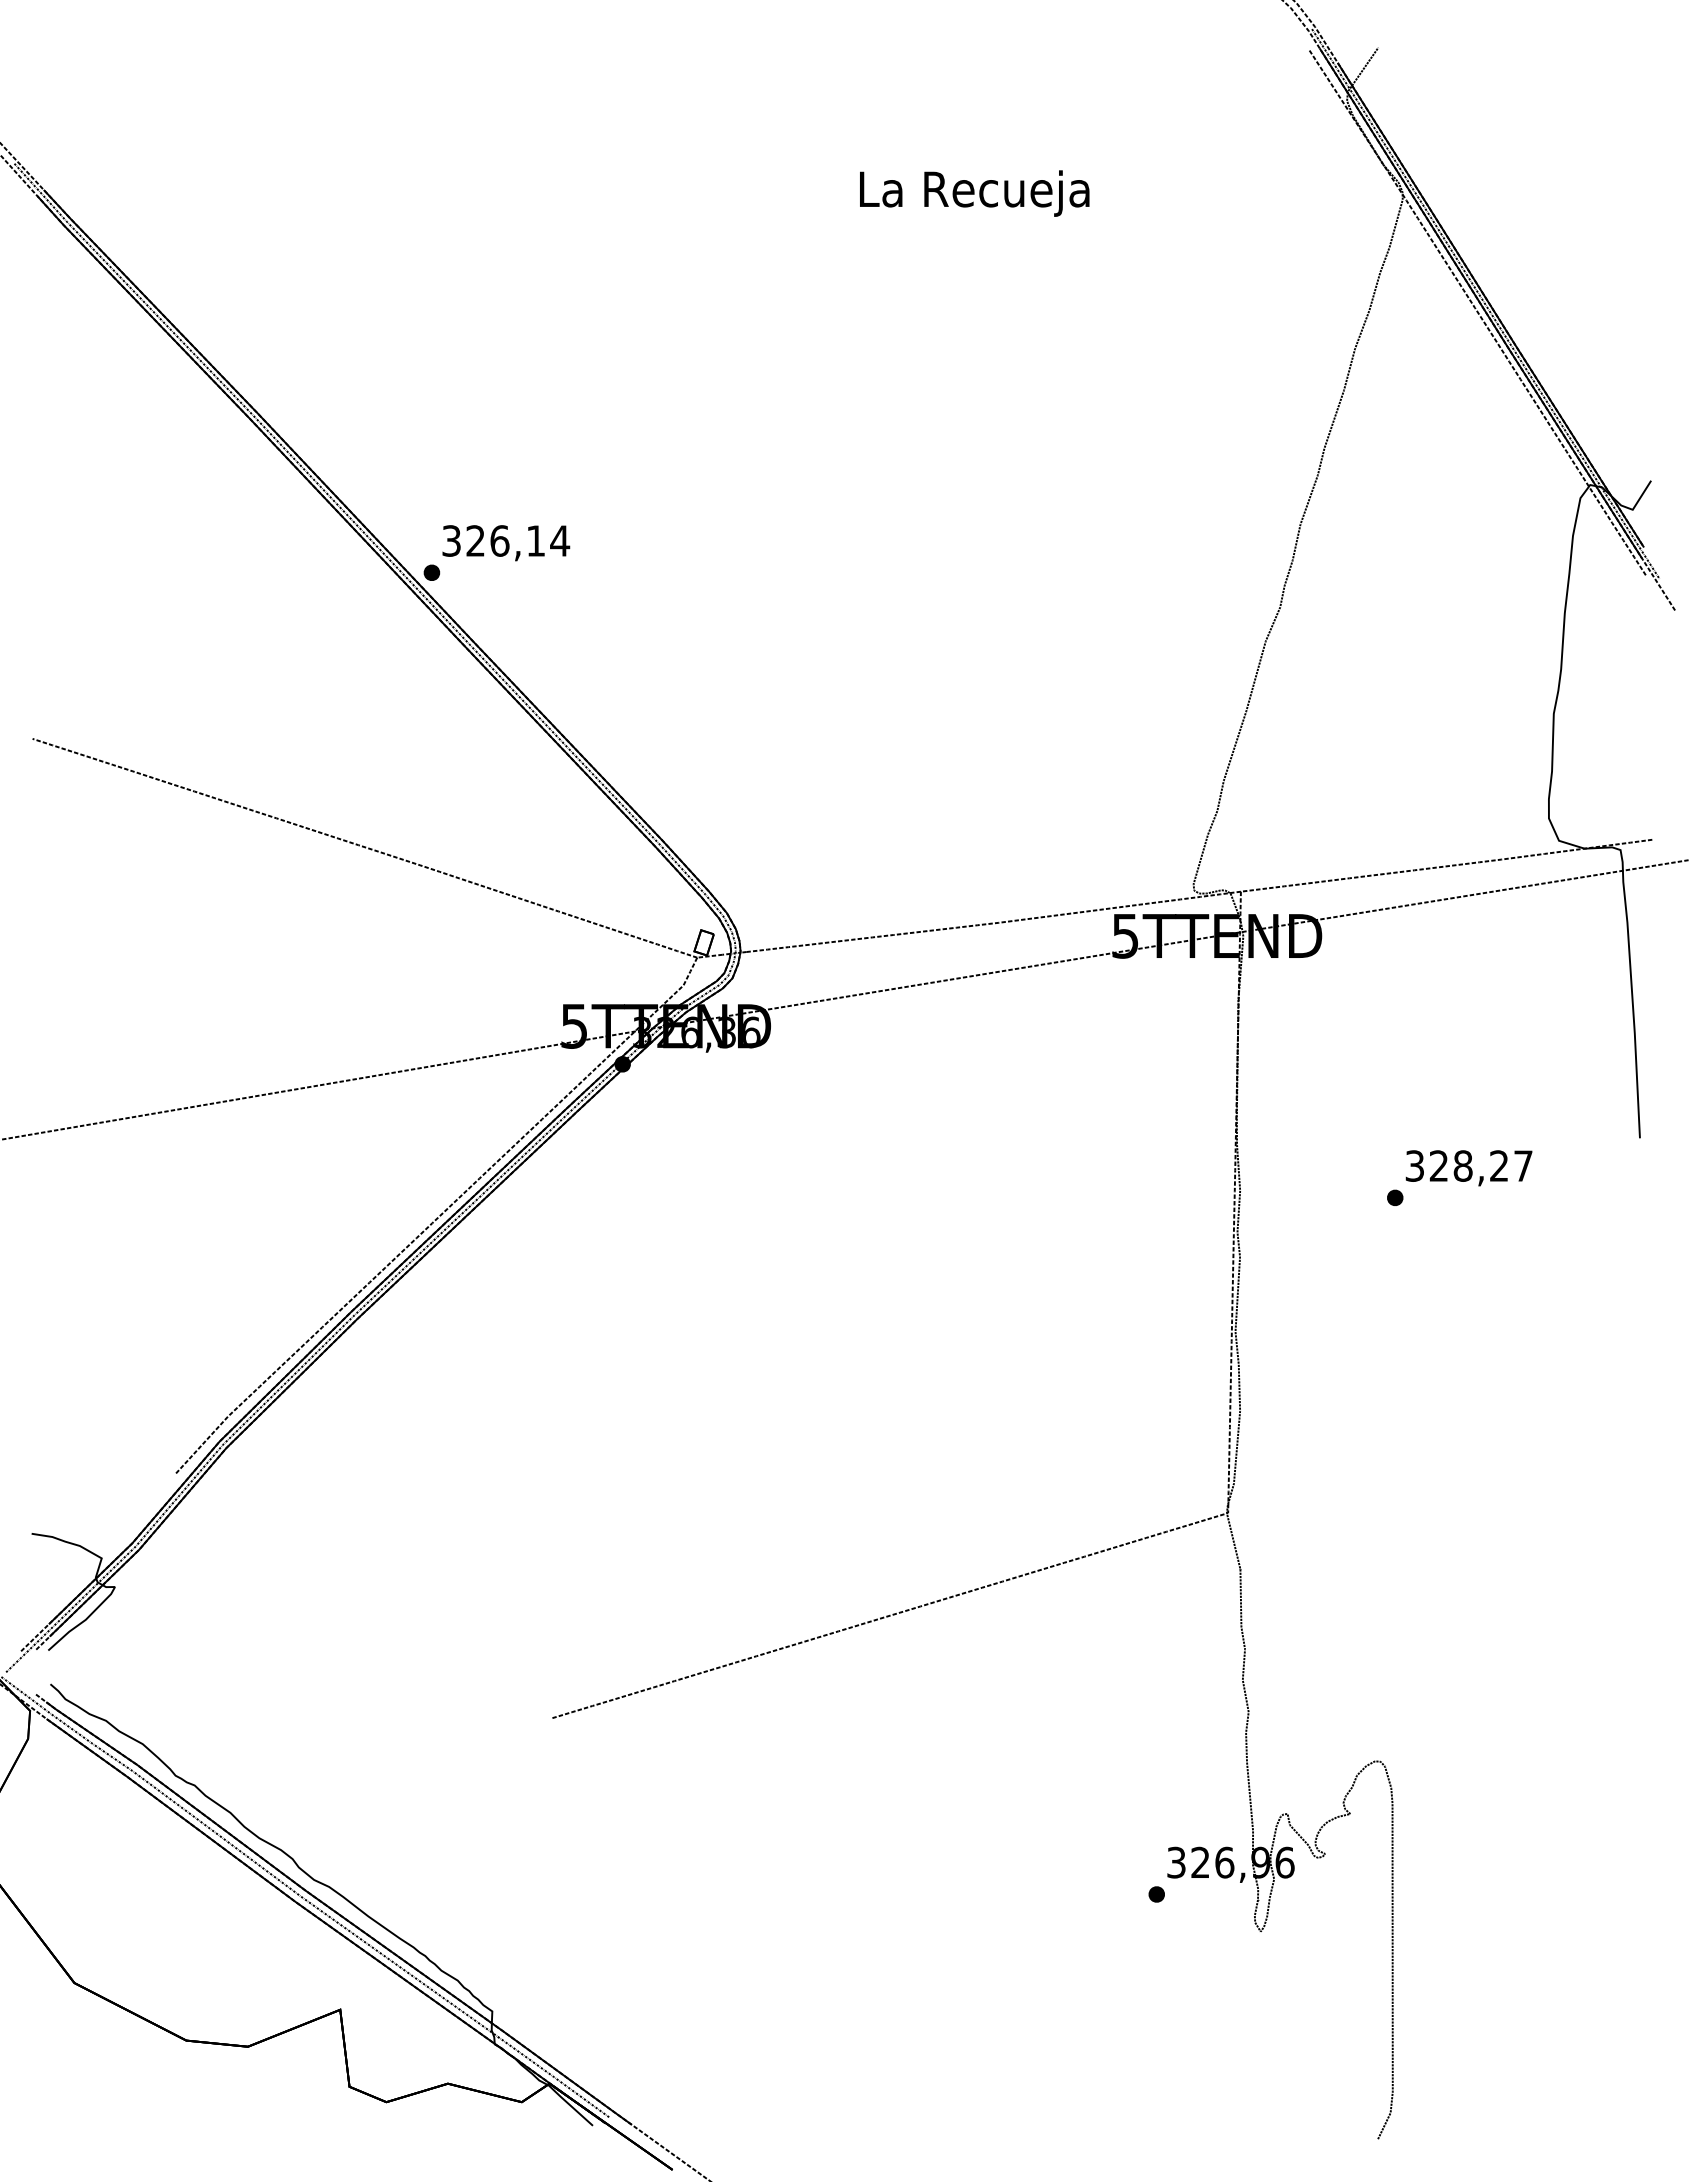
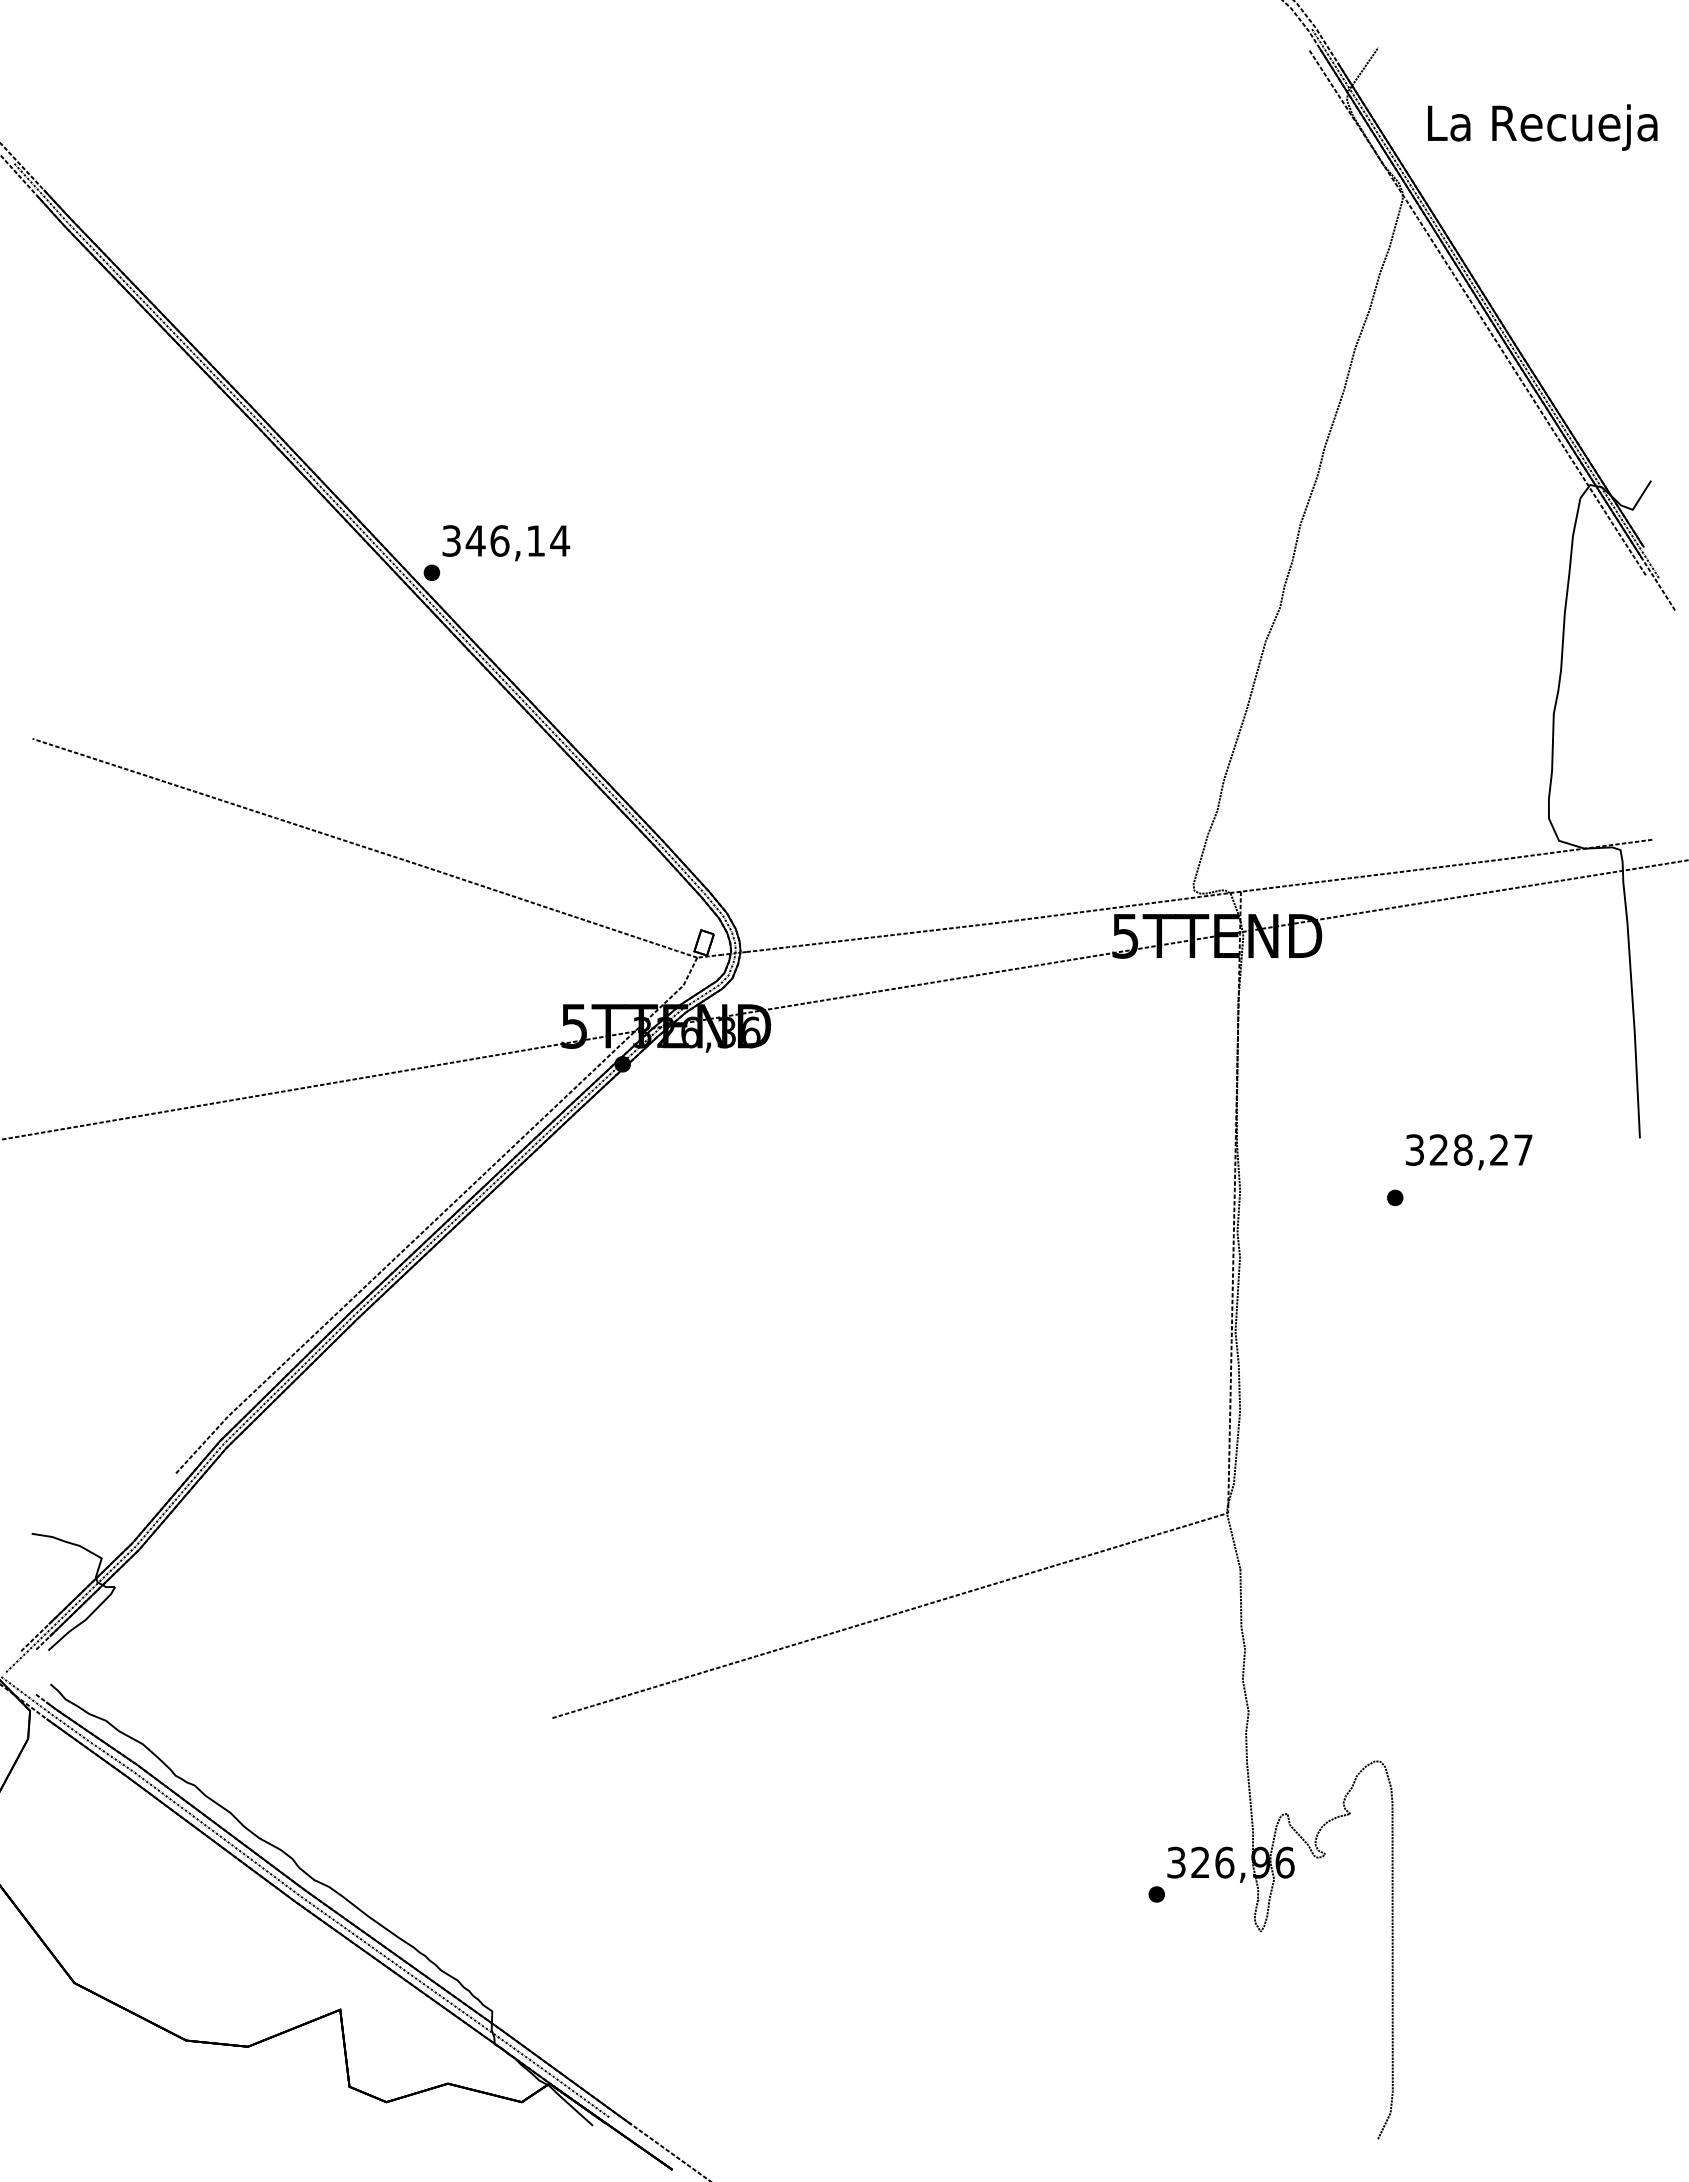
text position: (974, 193) -> (1542, 127) (1542, 127)
text: 326,14 -> 346,14 (475, 540)
text position: (1468, 1168) -> (1468, 1152) (1468, 1152)
